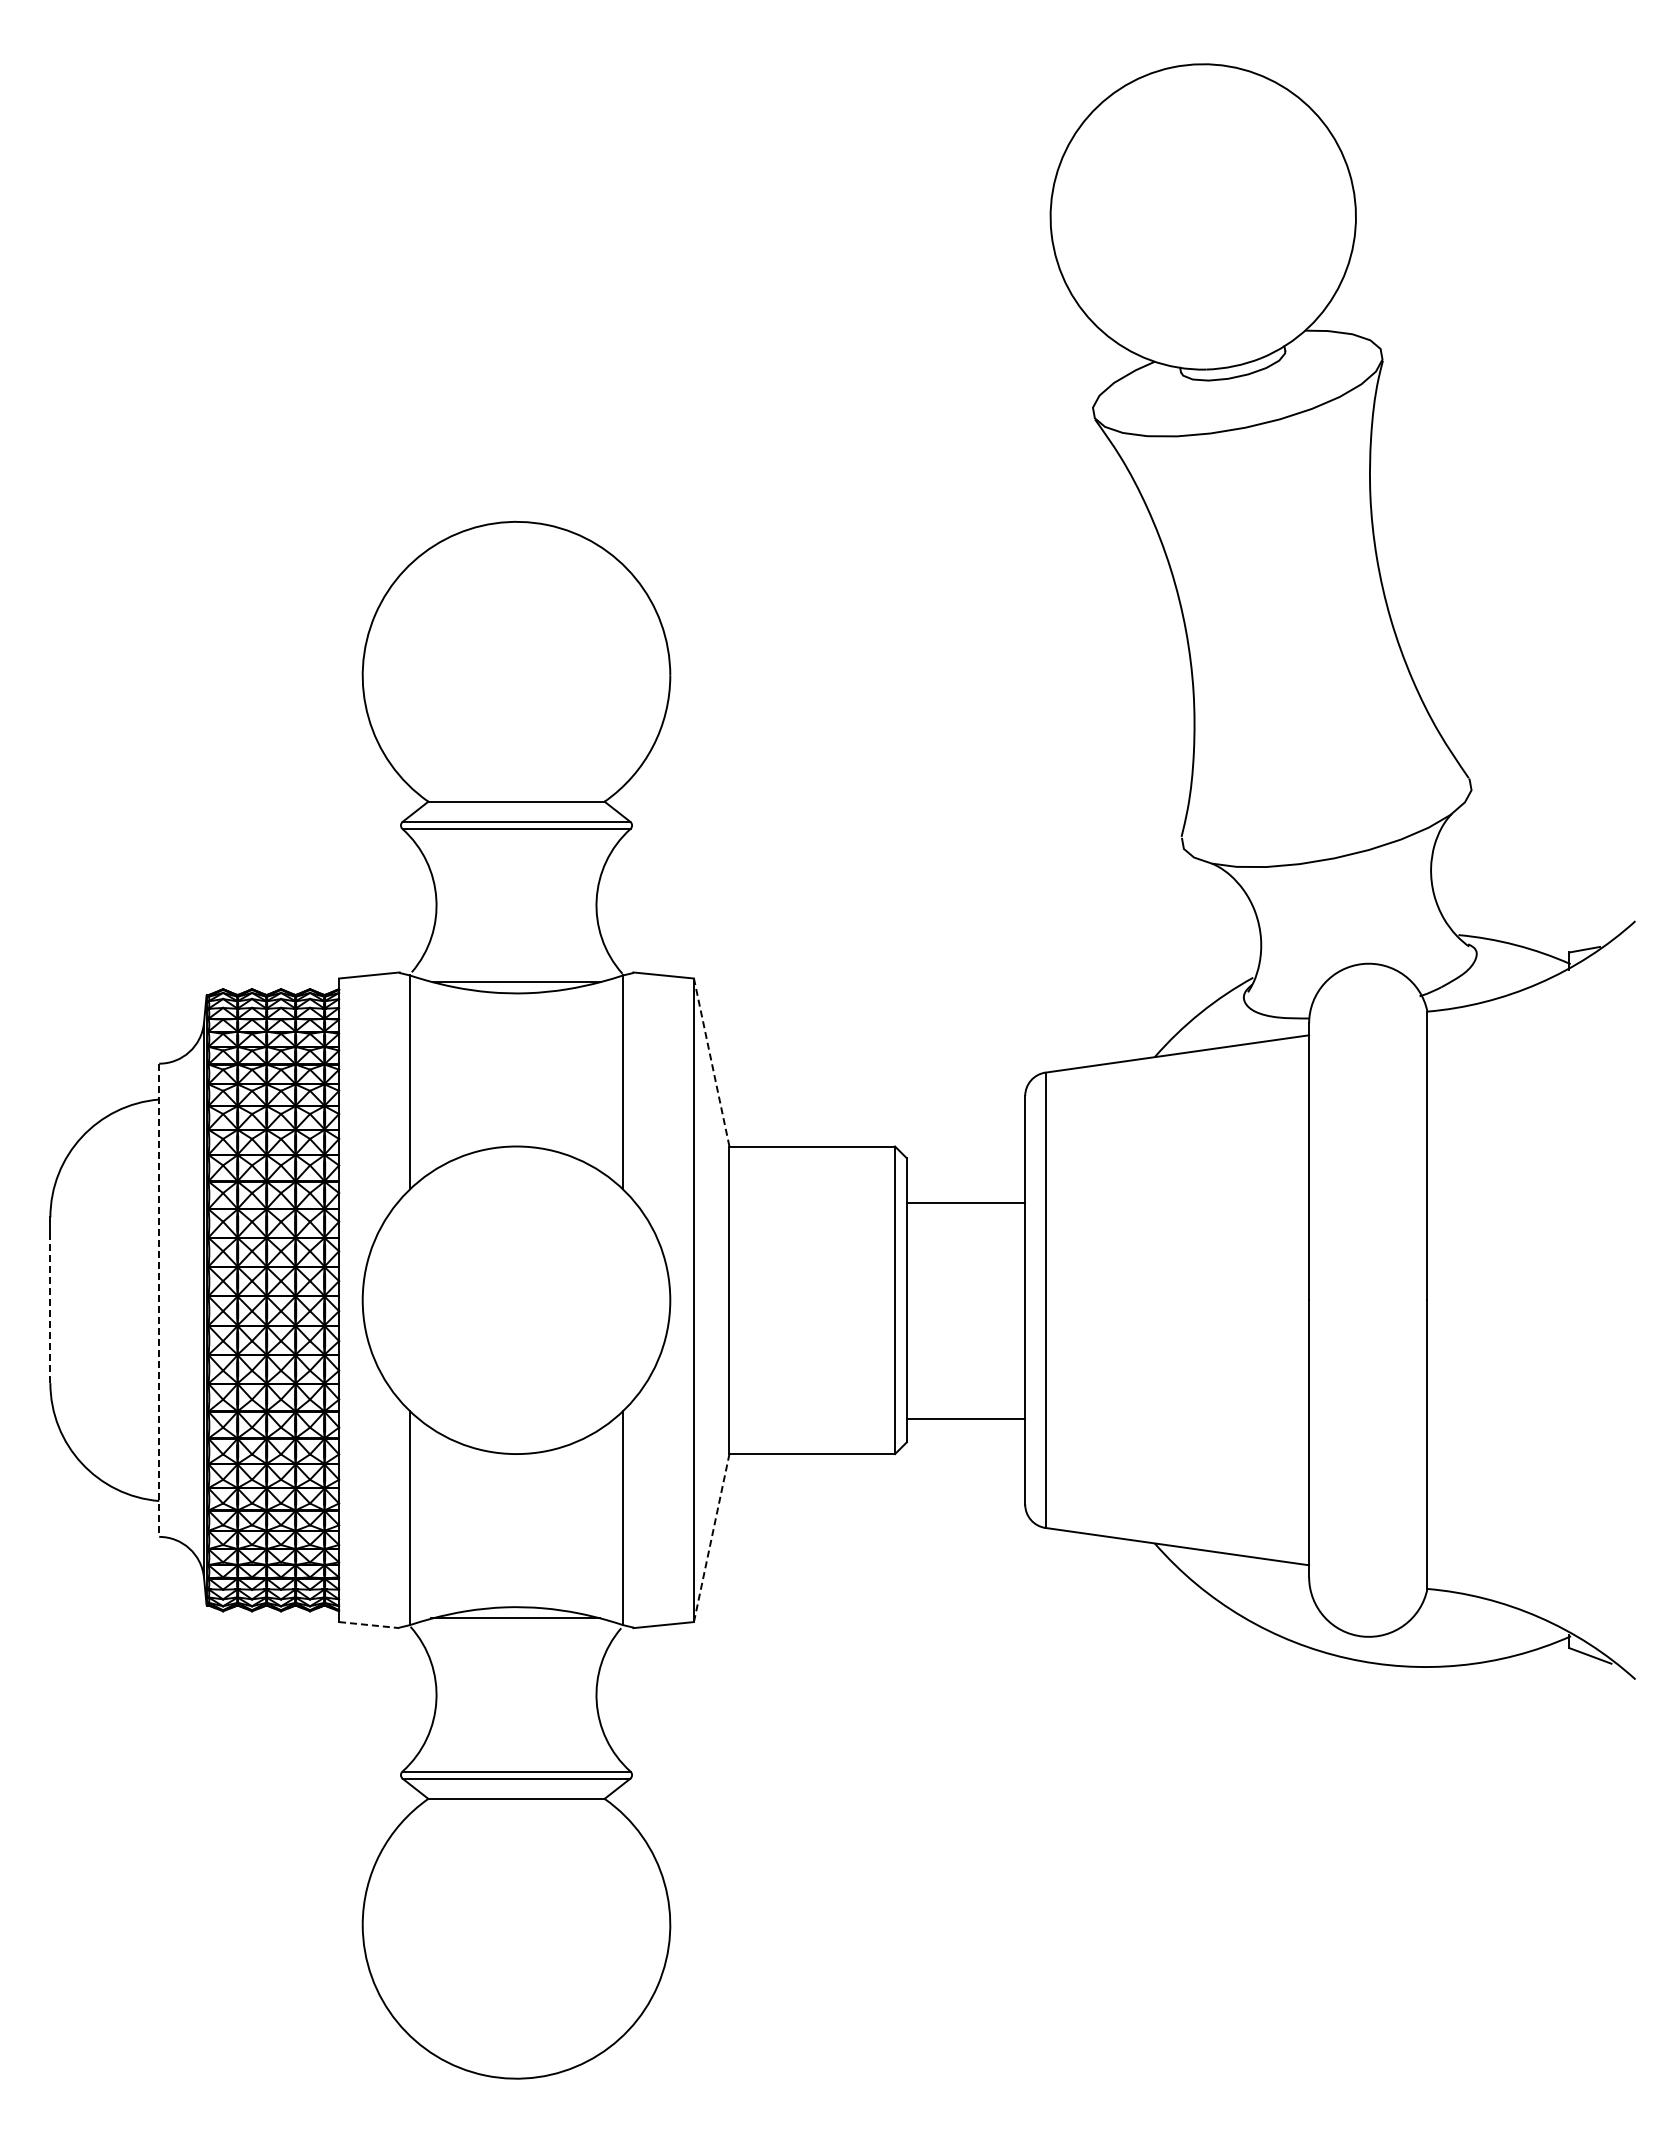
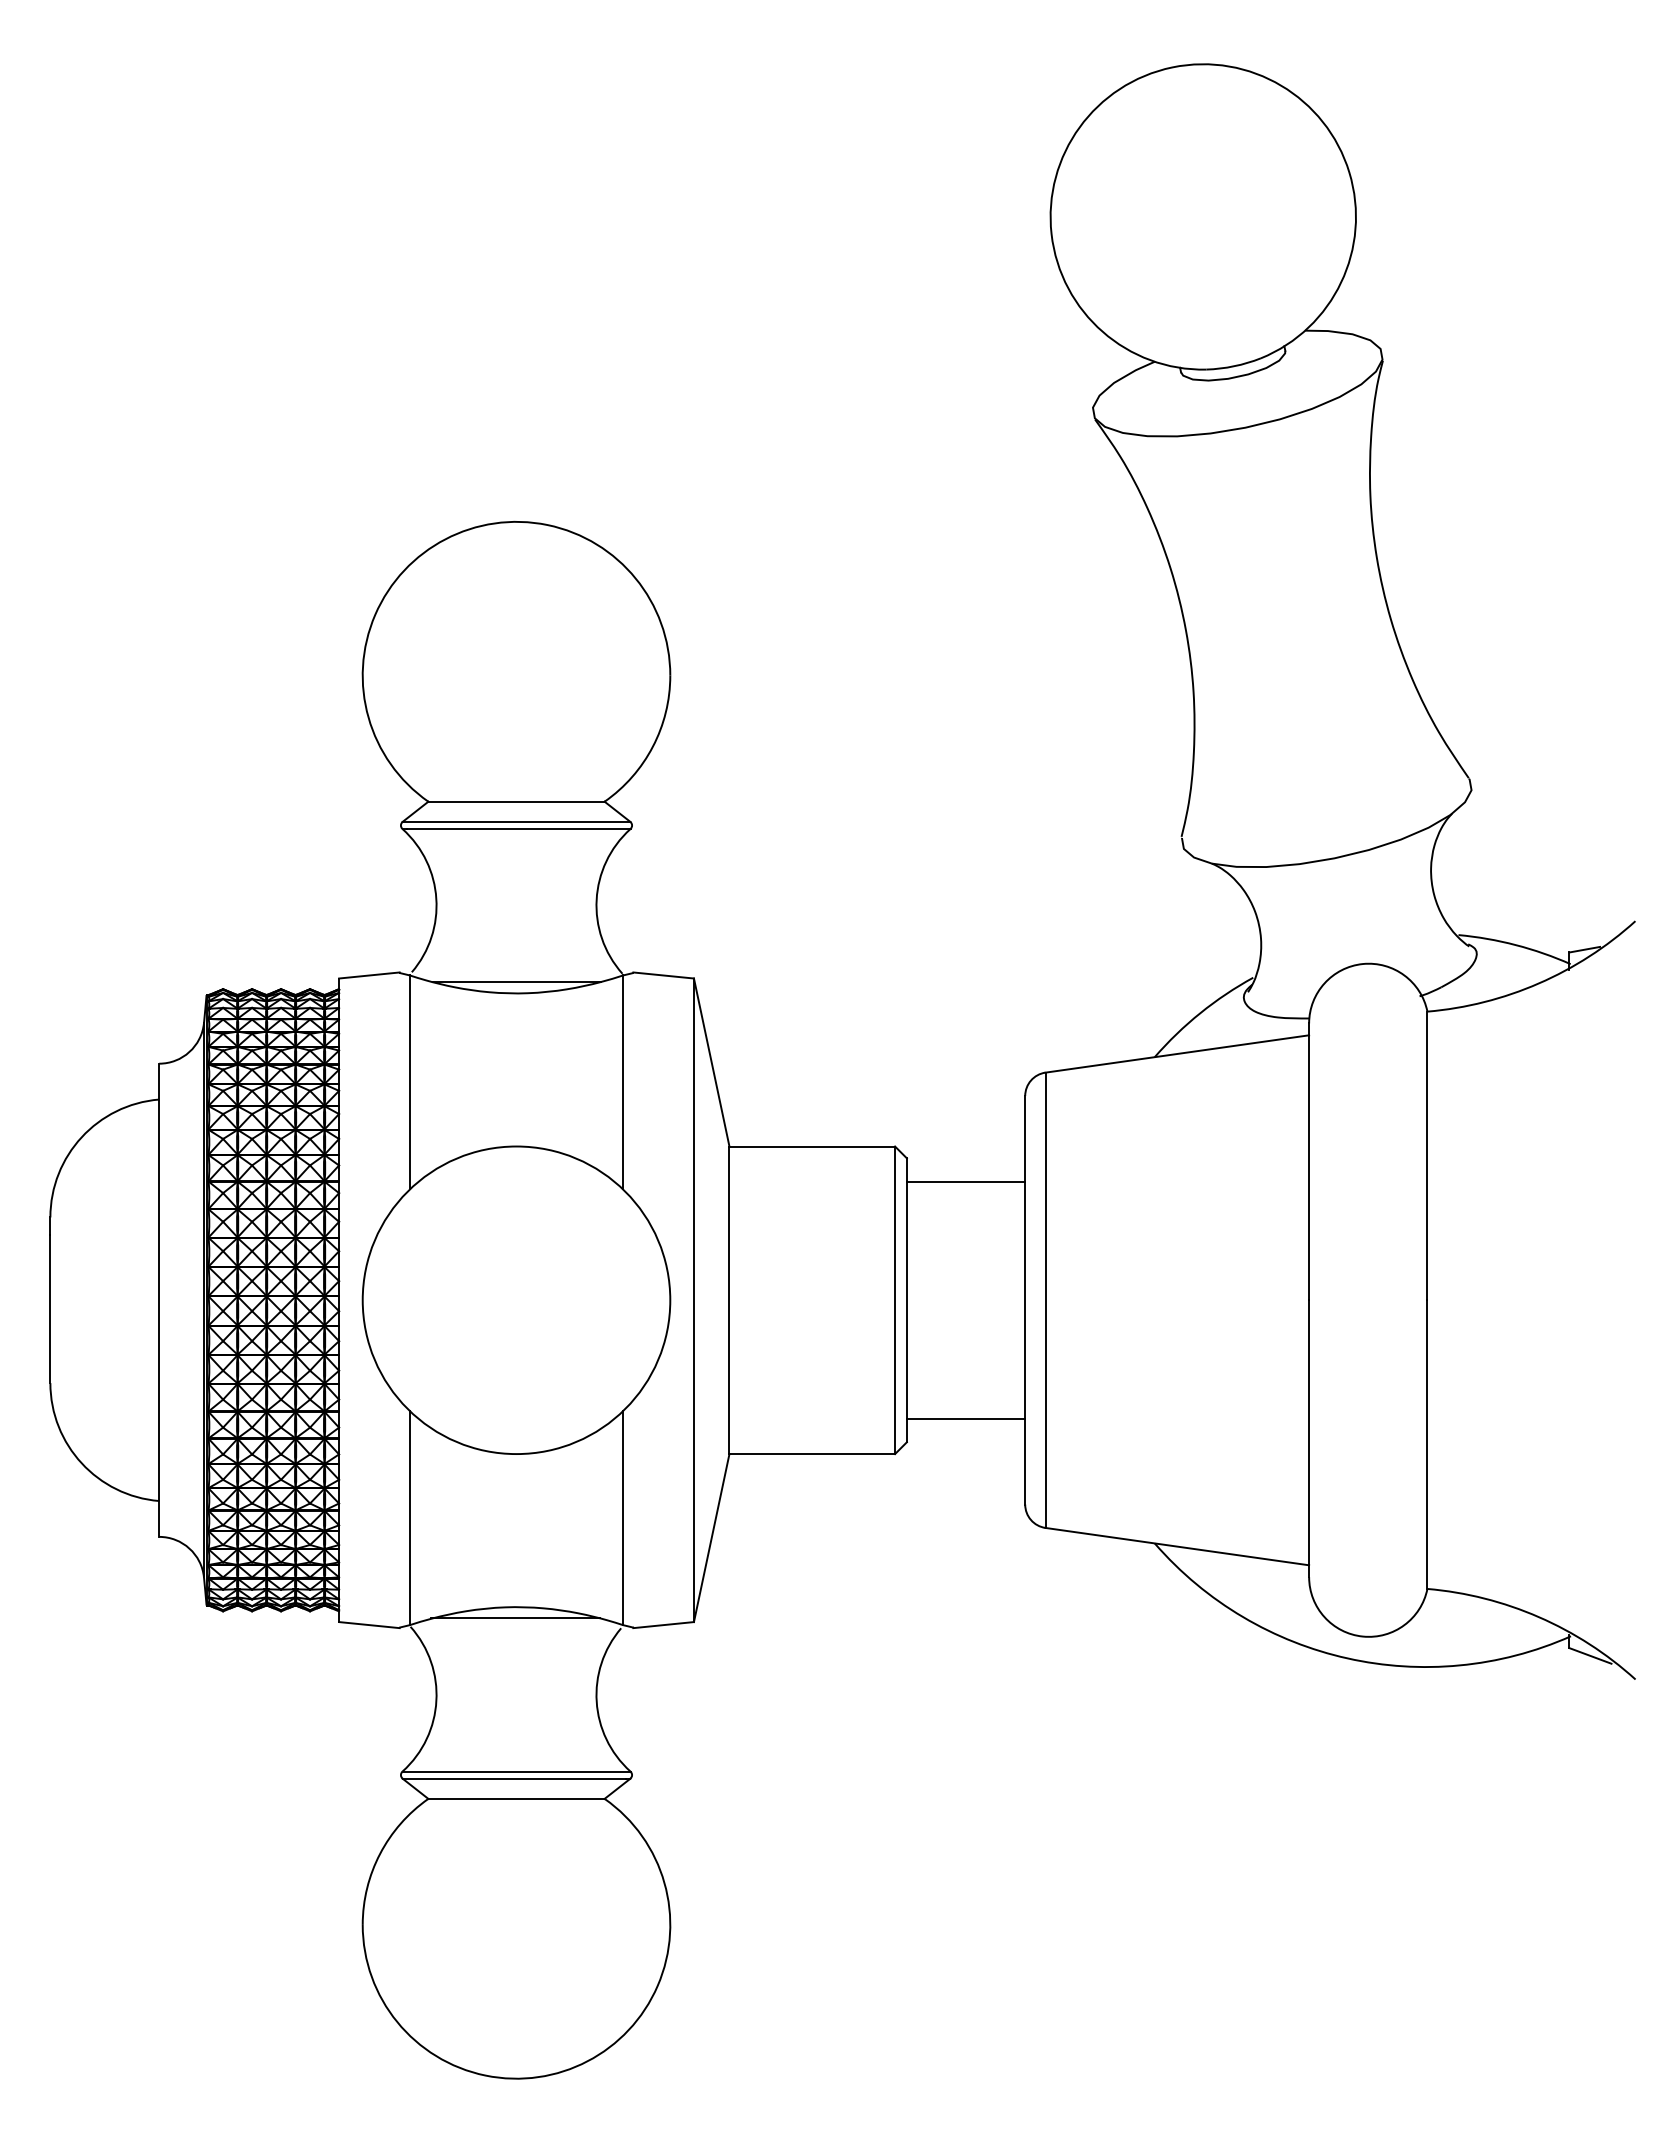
line: dashed -> solid (711, 1062)
line position: (965, 1203) -> (965, 1182) (965, 1182)
line: dashed -> solid (159, 1300)
line: dashed -> solid (50, 1308)
line: dashed -> solid (711, 1538)
line: dashed -> solid (369, 1625)
